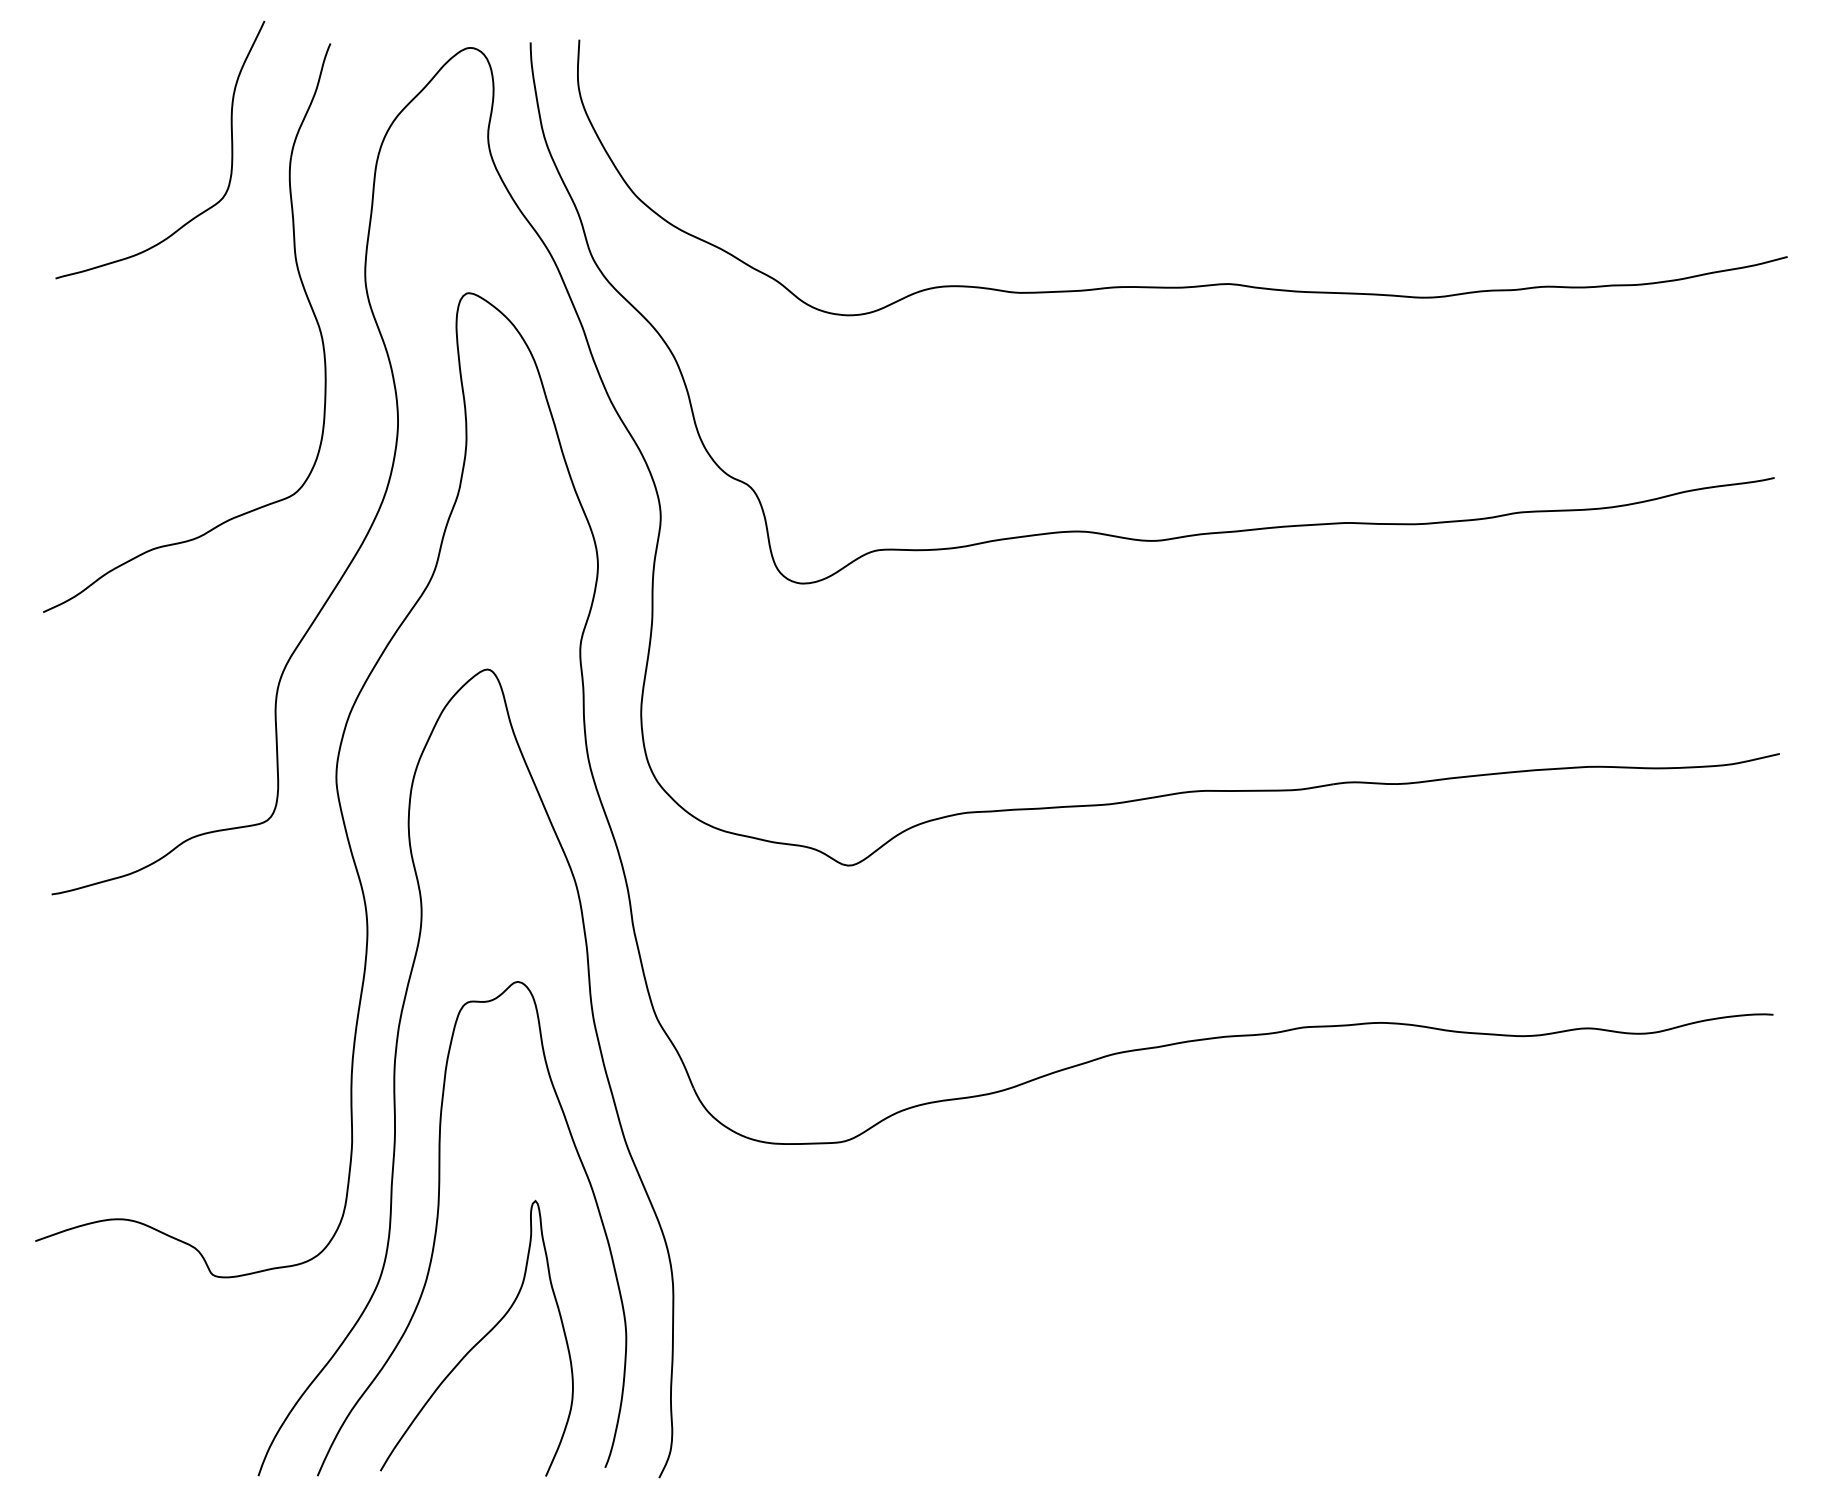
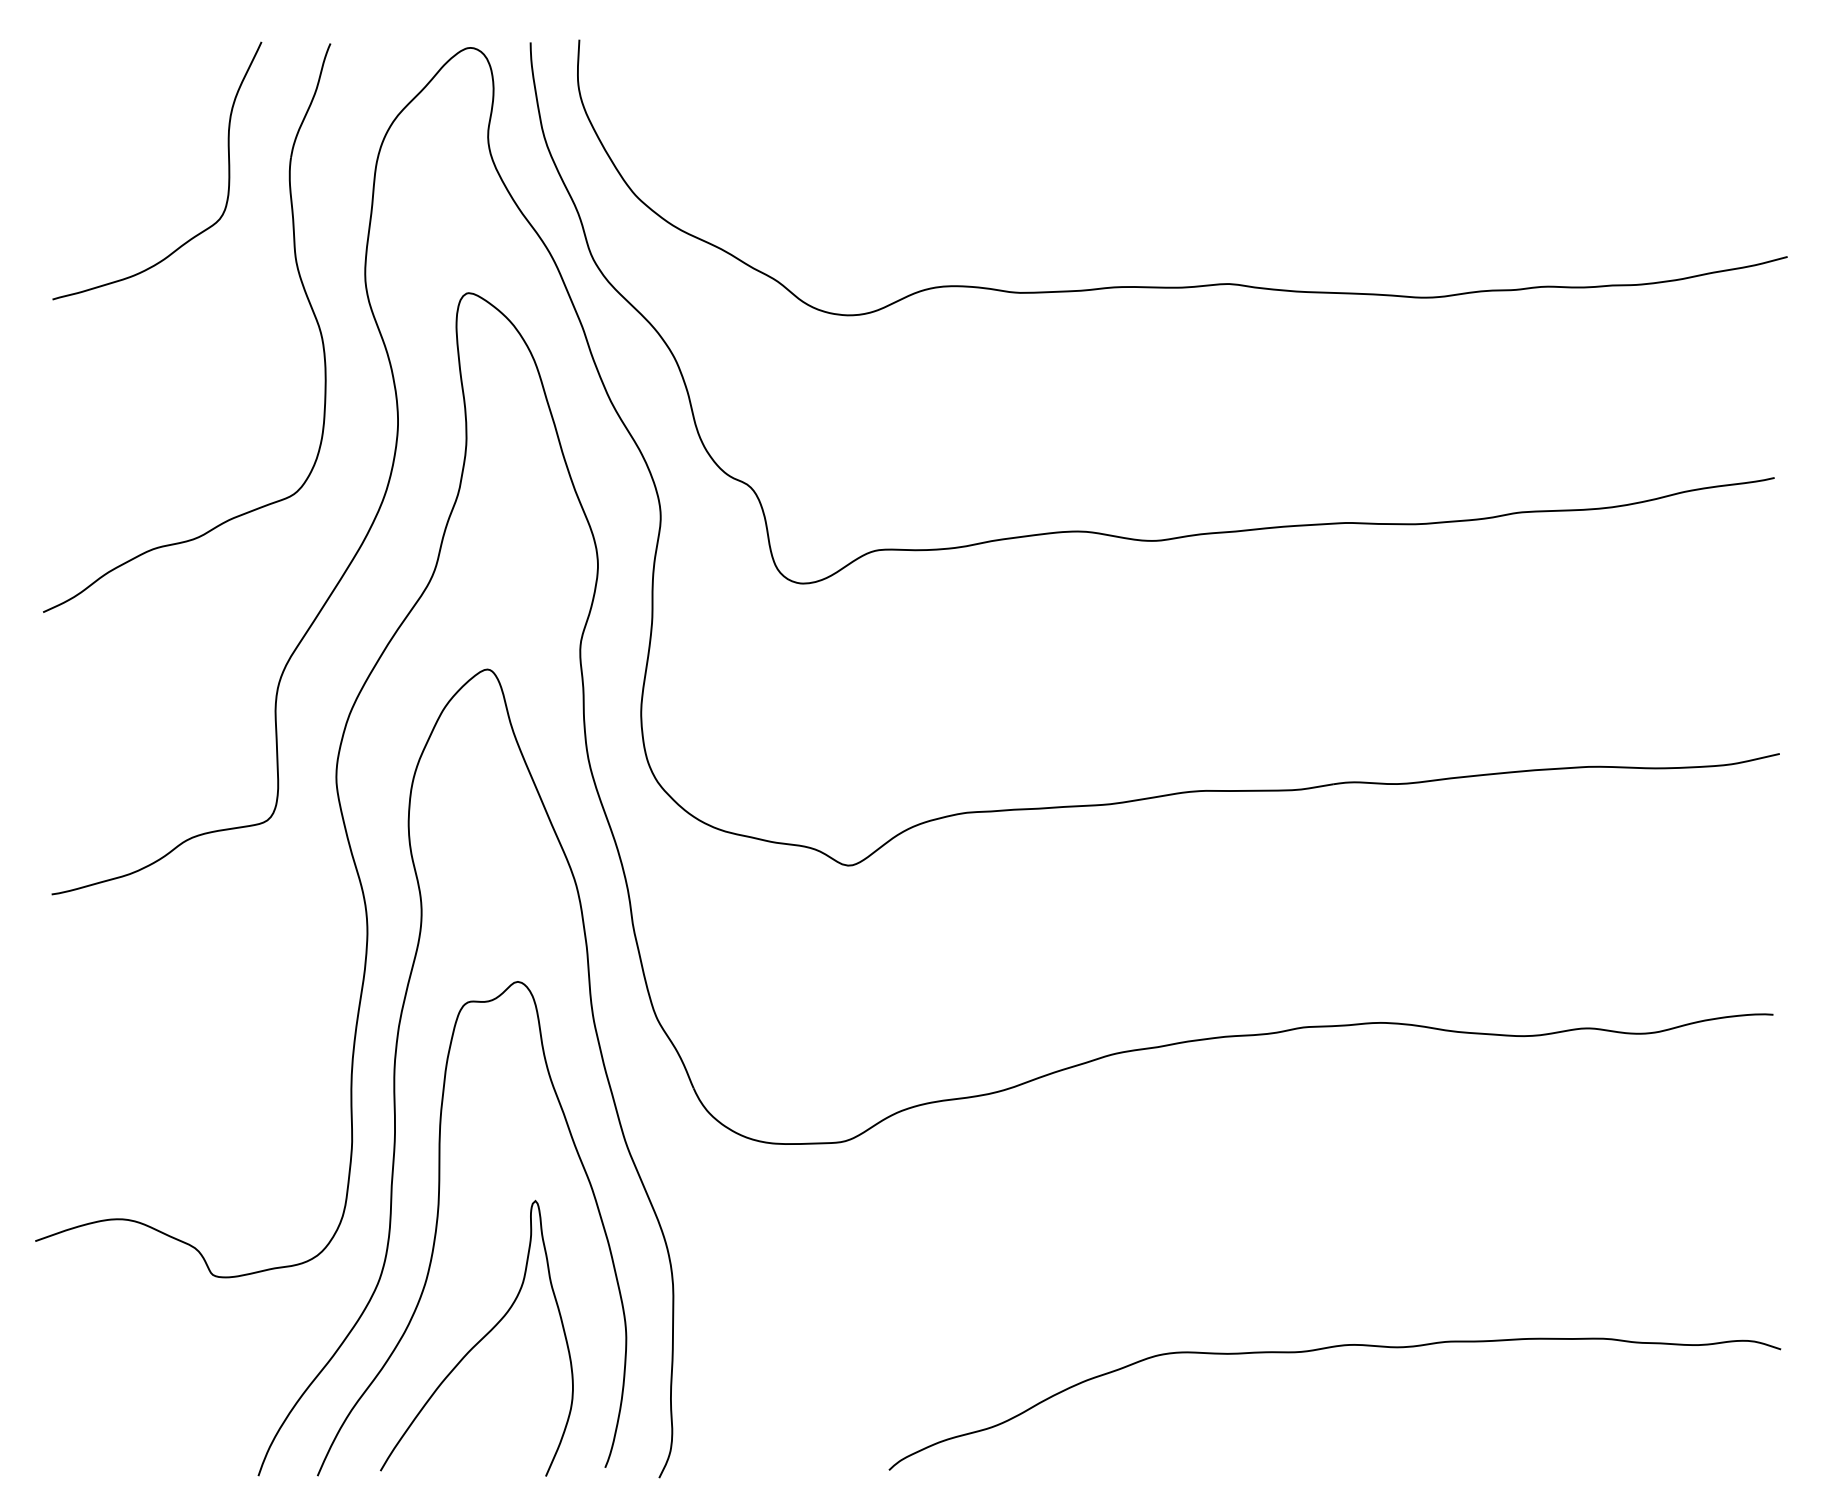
curve position: (231, 149) -> (228, 170) (228, 170)
curve: none -> present (1324, 1349)
